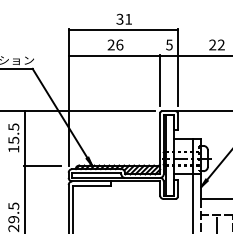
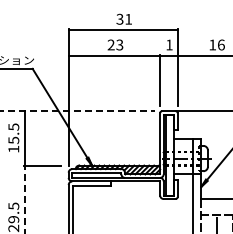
text: 26 -> 23 (119, 44)
text: 5 -> 1 (169, 44)
text: 22 -> 16 (216, 44)
line: solid -> dashed (78, 111)
line: solid -> dashed (24, 199)
